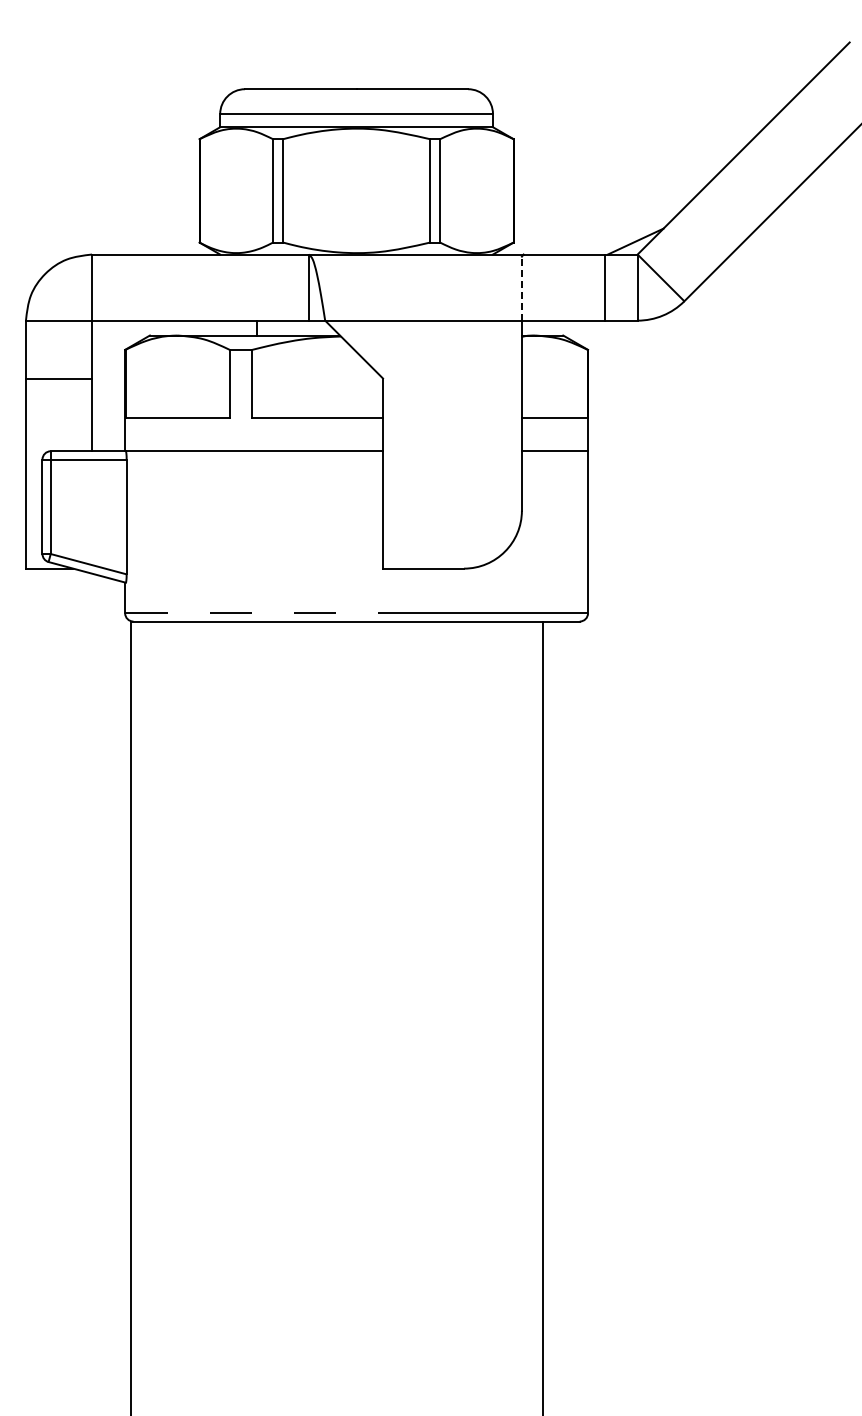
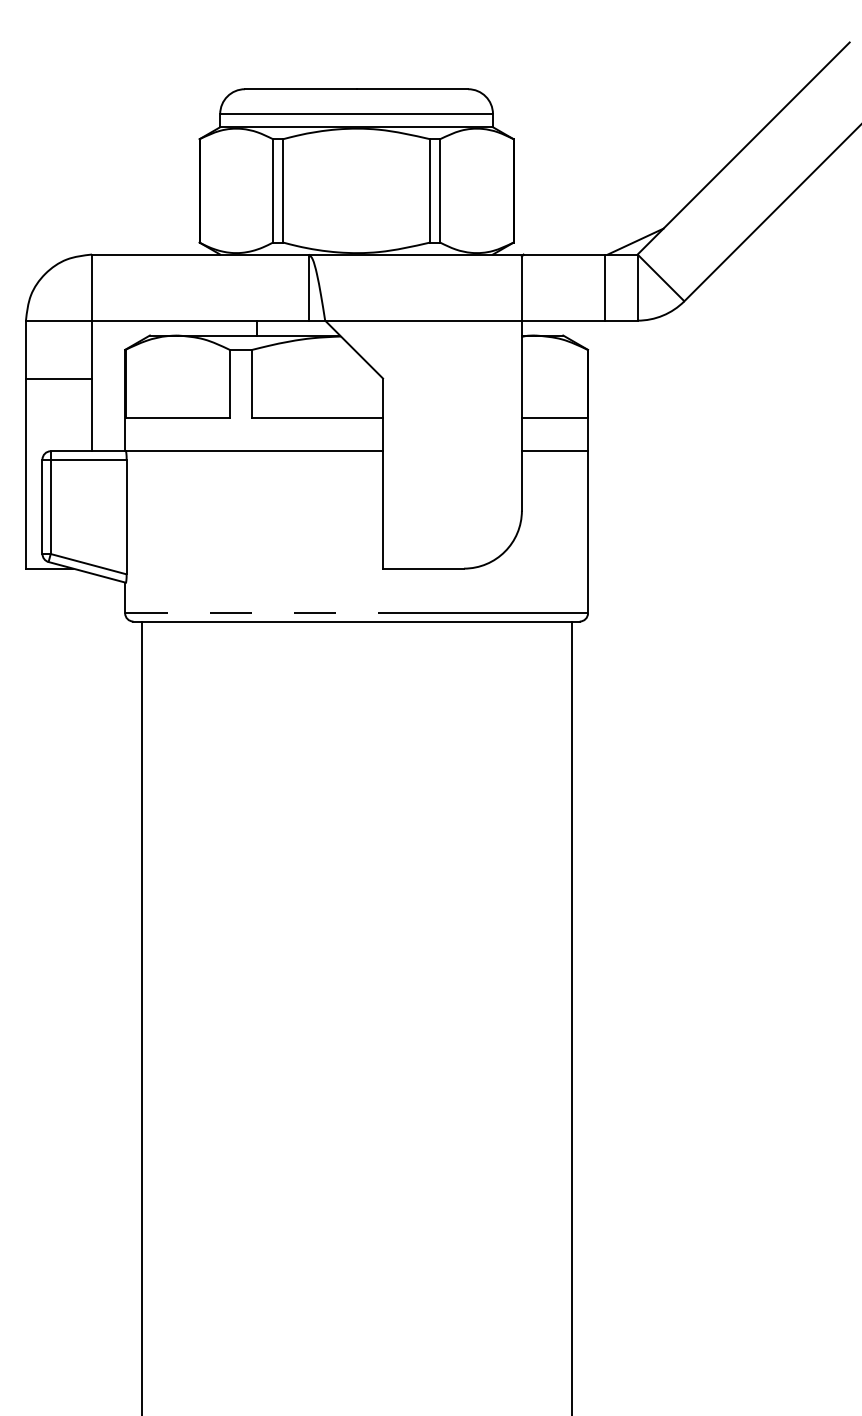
line: dashed -> solid (521, 288)
line position: (130, 1016) -> (141, 1016) (141, 1016)
line position: (542, 1016) -> (571, 1016) (571, 1016)
